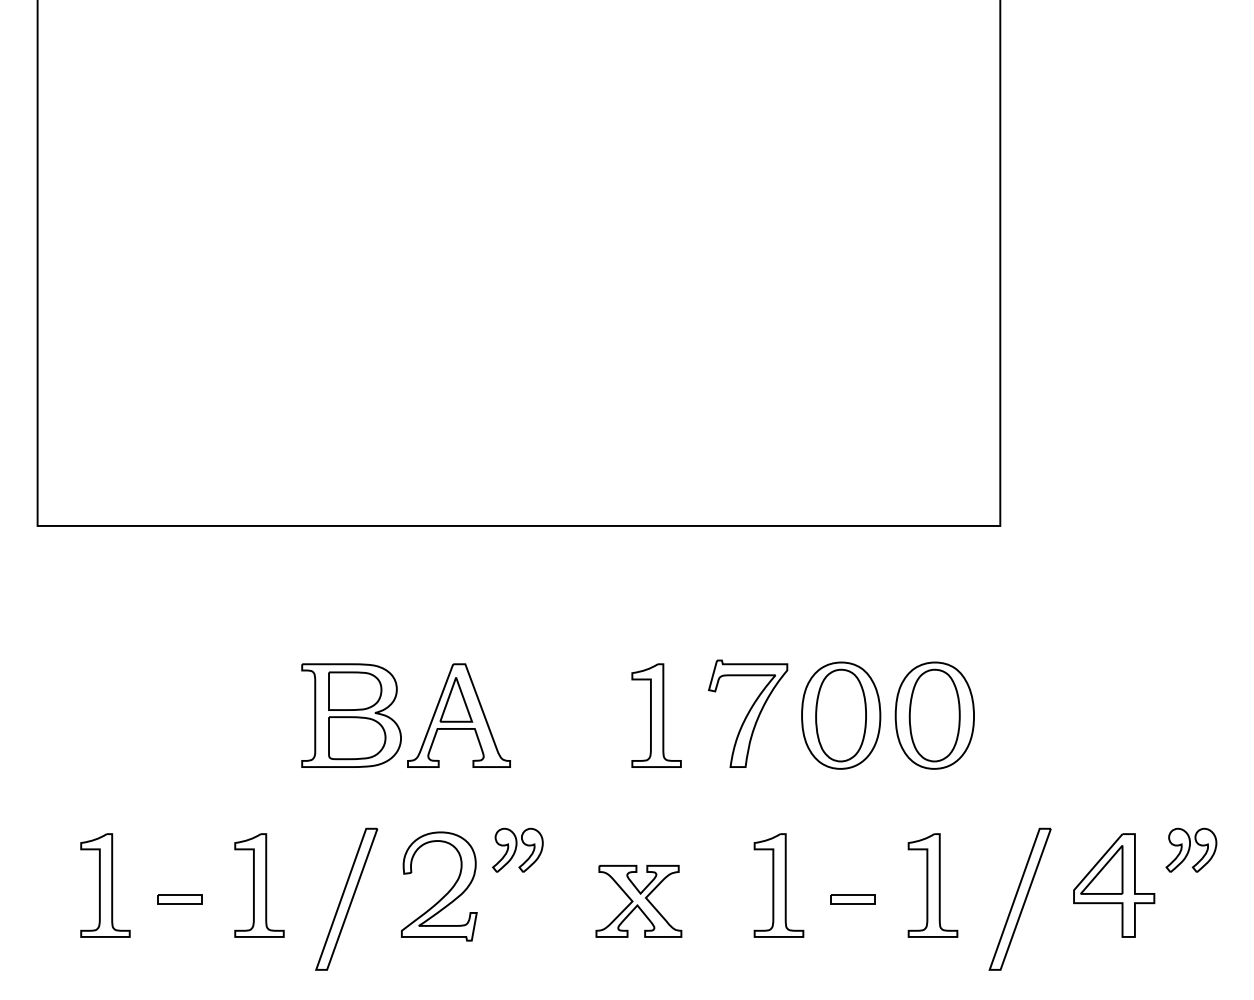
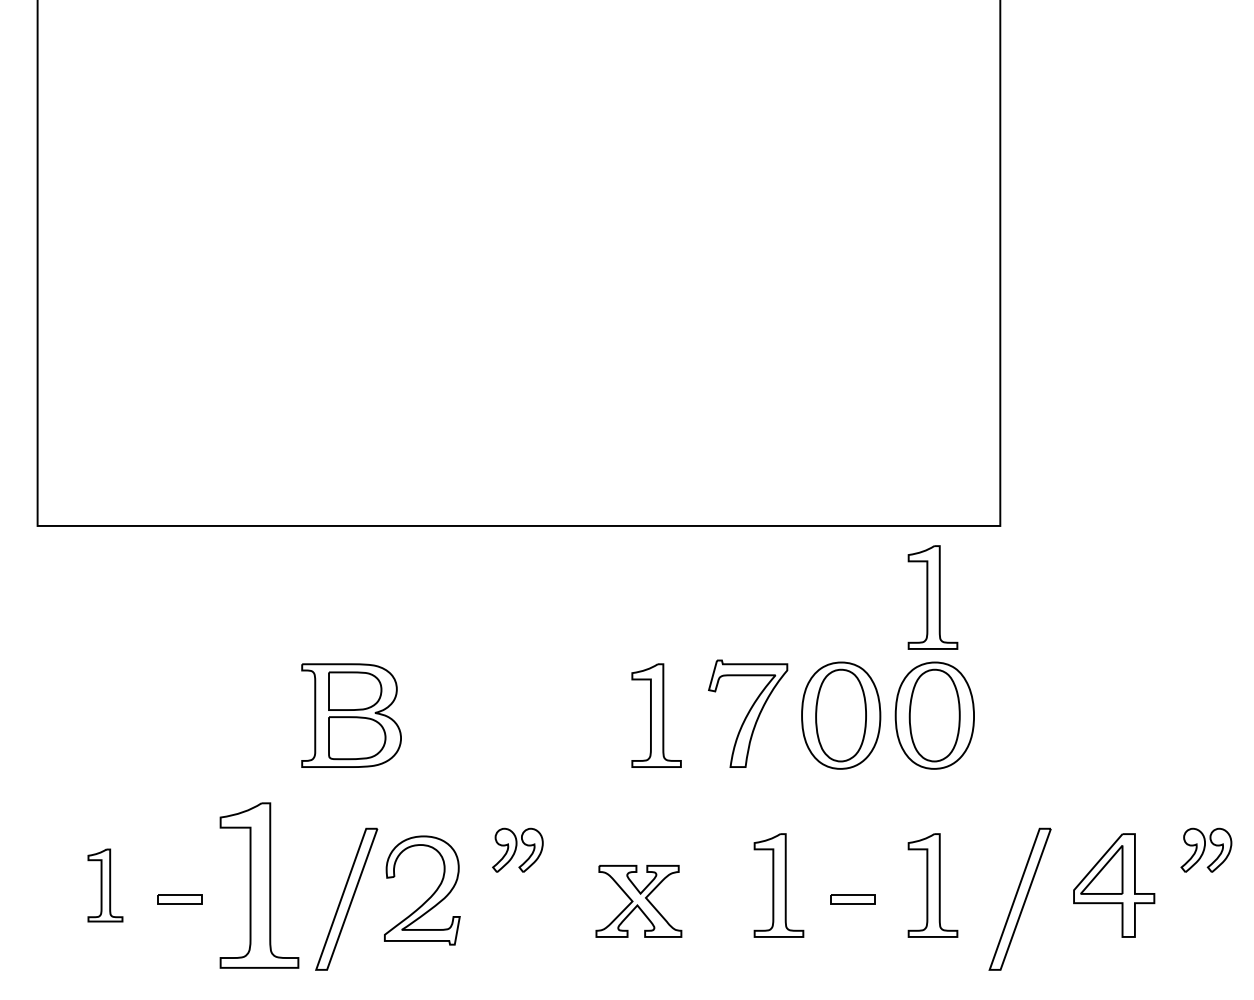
part: none -> present (932, 597)
part: present -> none (458, 715)
part position: (1191, 849) -> (1206, 849) (1206, 849)
part size: 51x105 px -> 37x75 px (105, 885)
part size: 51x105 px -> 81x167 px (259, 885)
part position: (448, 890) -> (431, 894) (431, 894)
